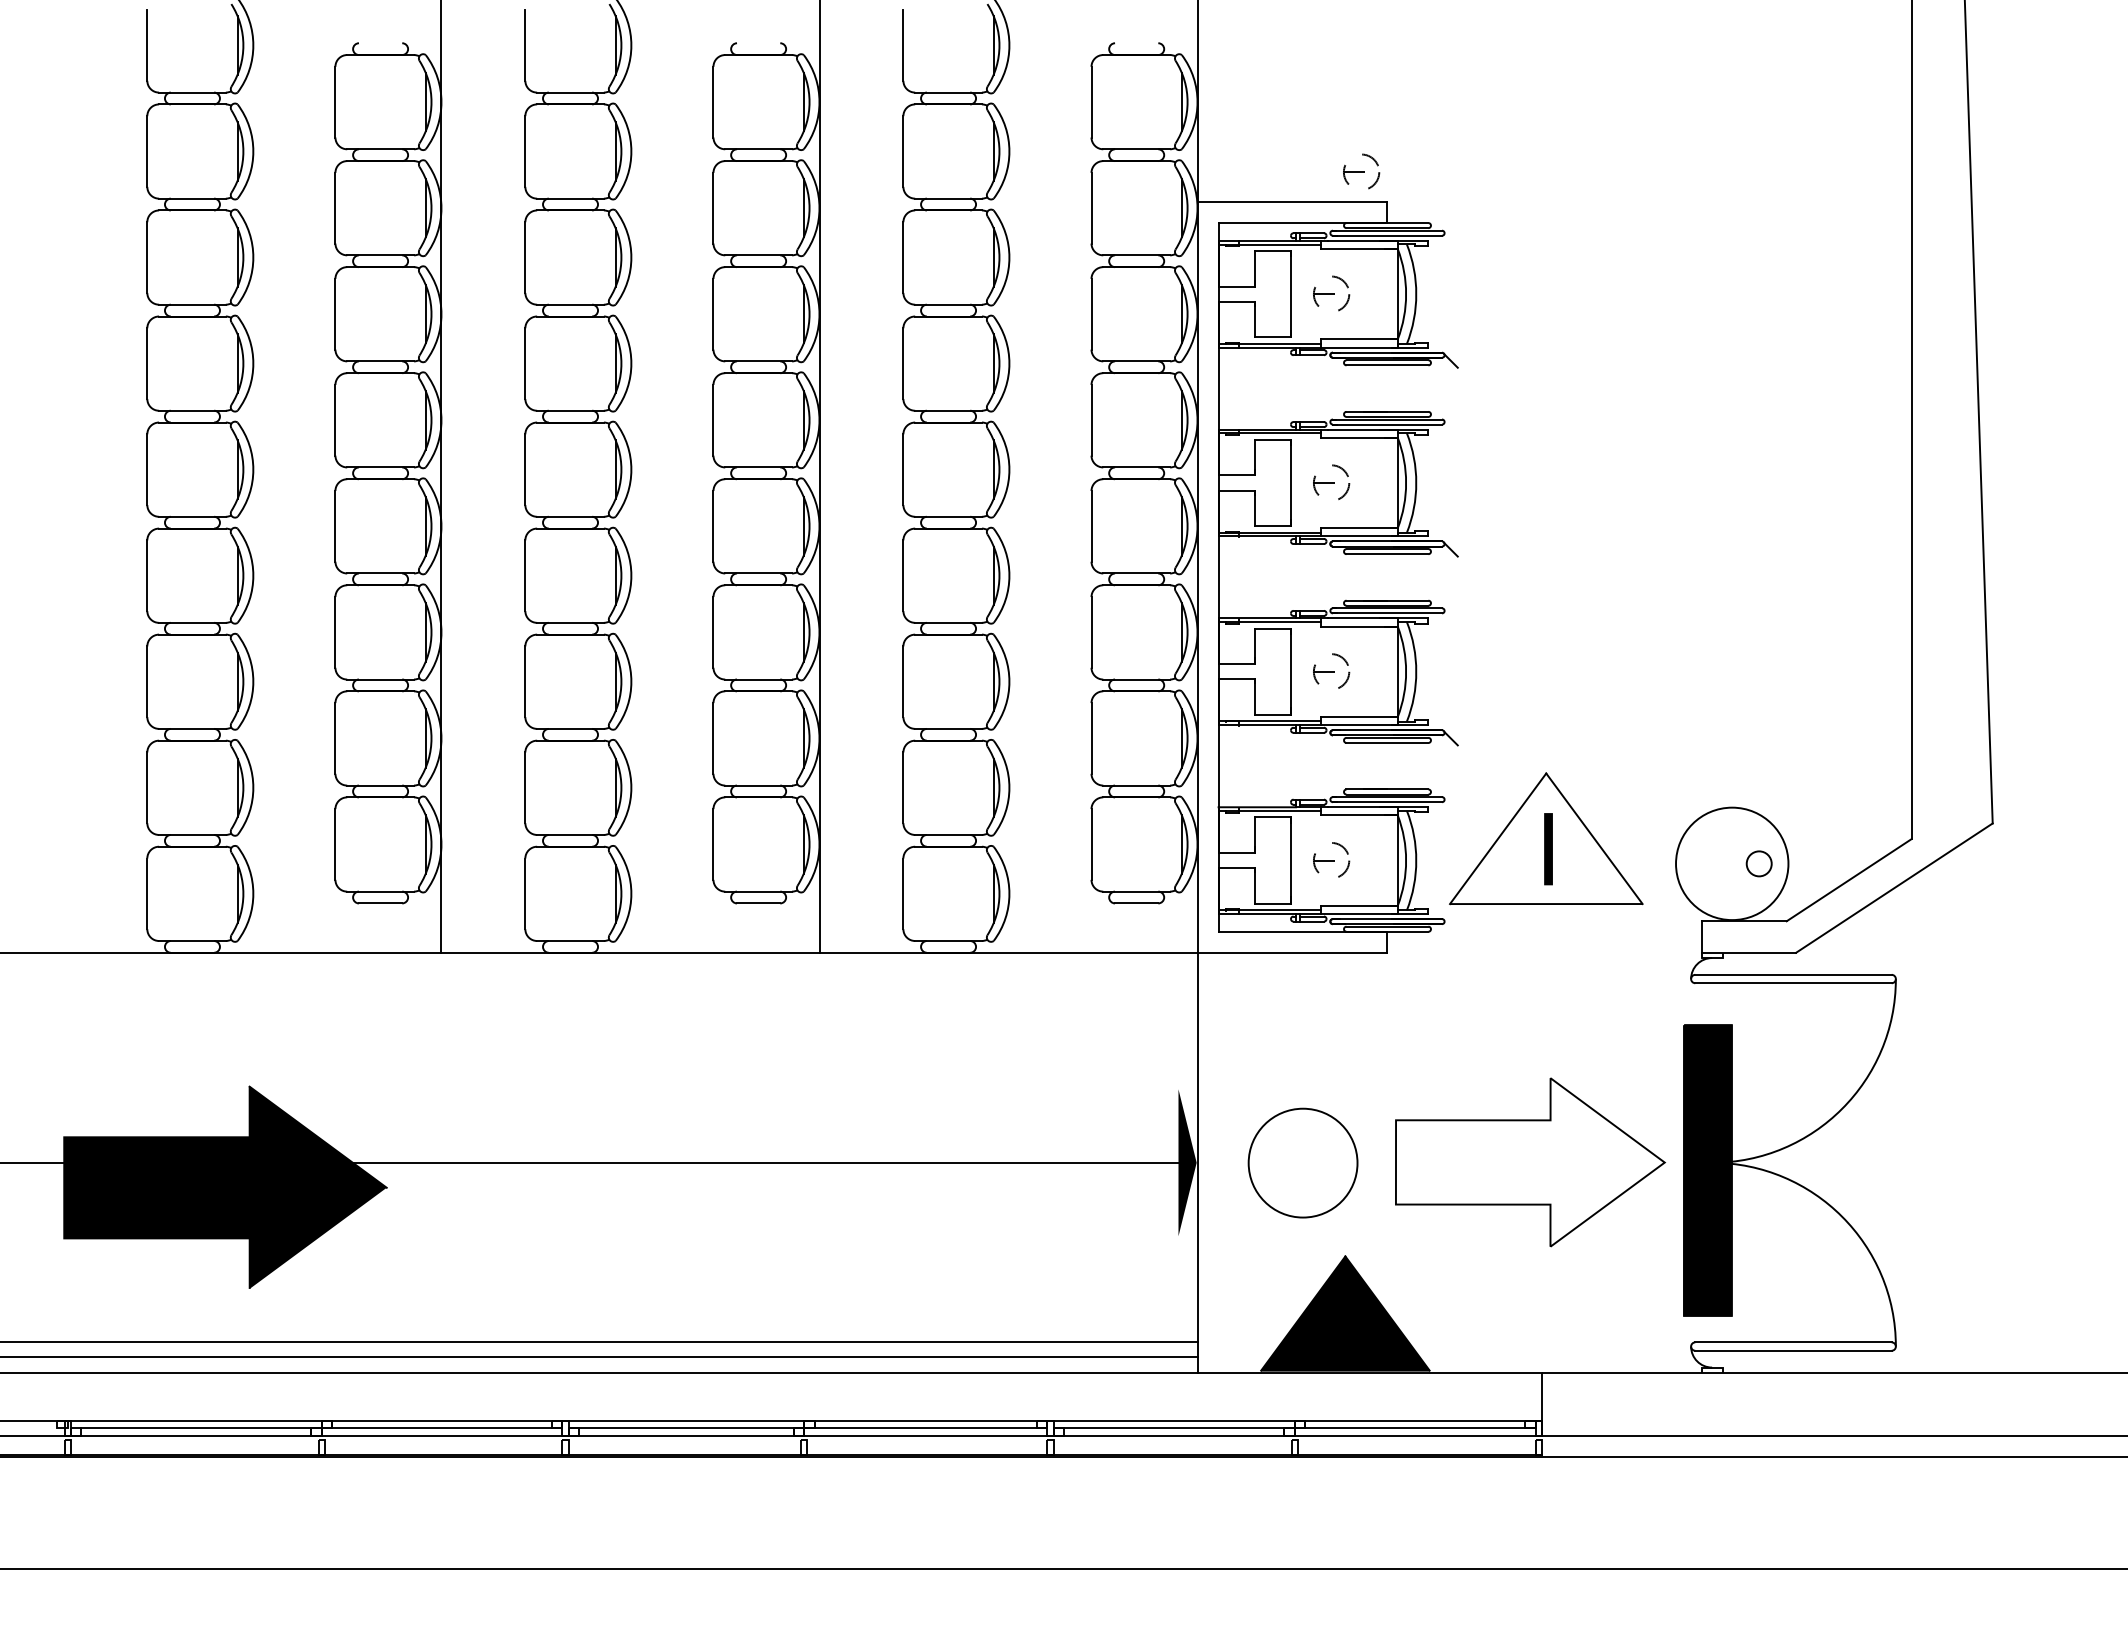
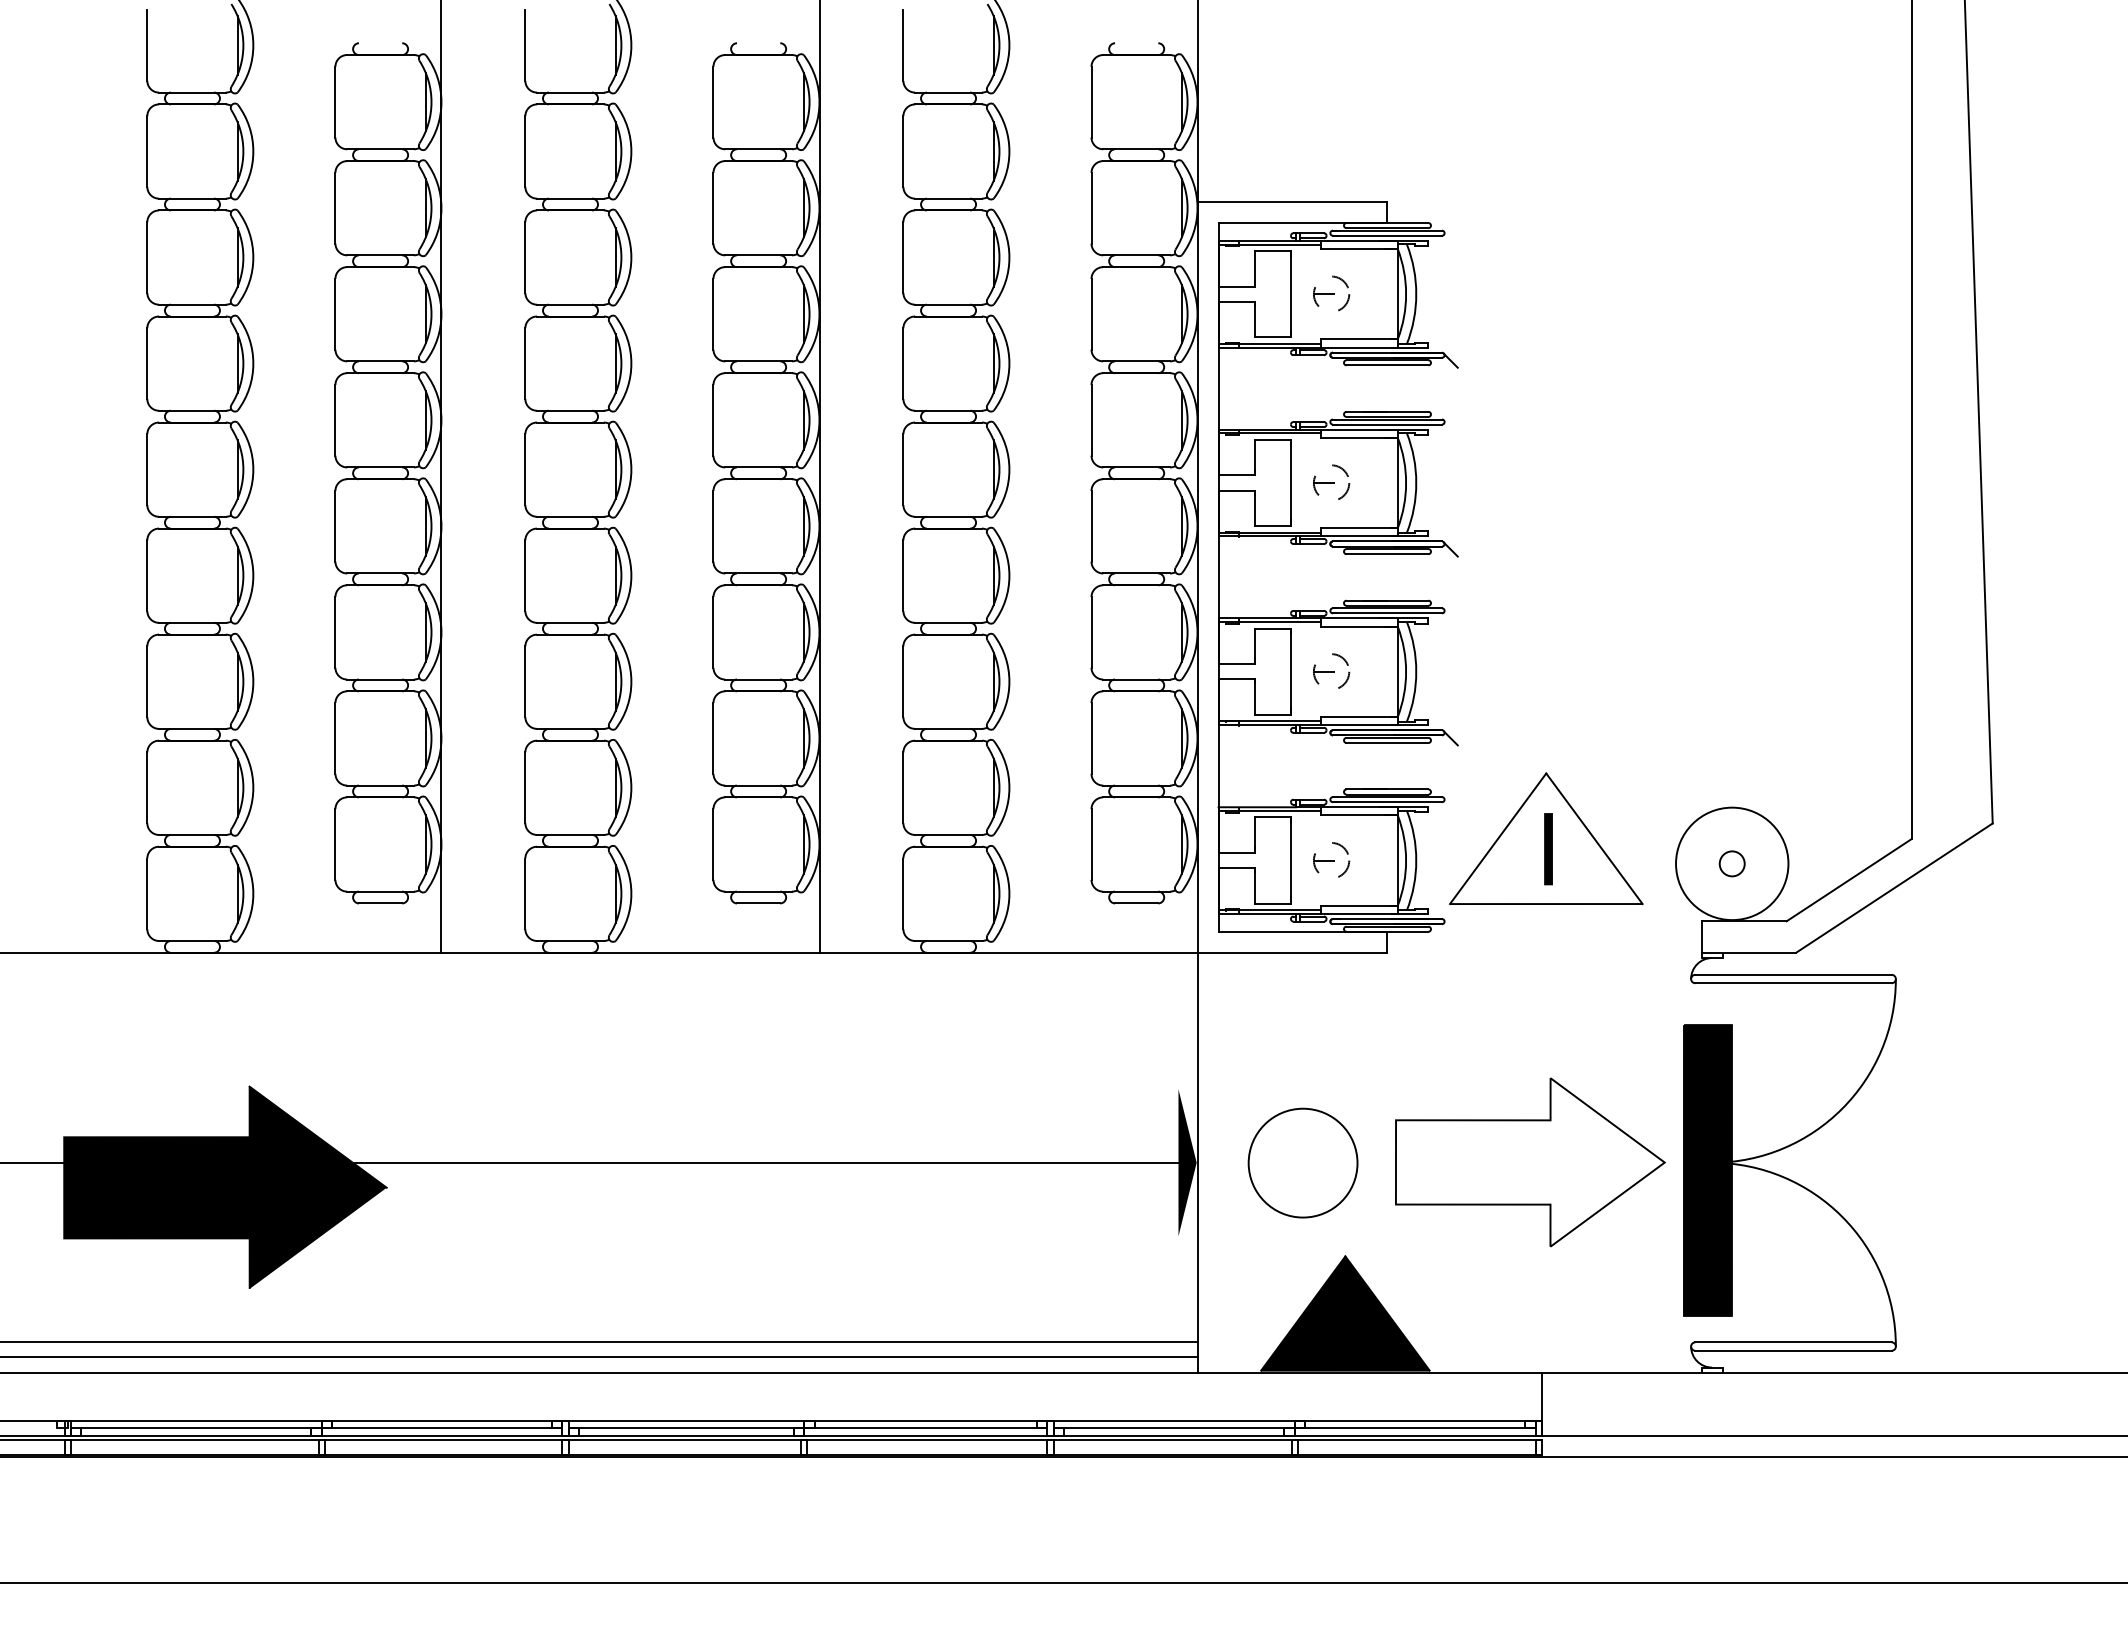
part: present -> none (1361, 171)
circle position: (1758, 863) -> (1731, 863) (1731, 863)
line: none -> present (771, 1440)
line position: (1063, 1568) -> (1063, 1582) (1063, 1582)
